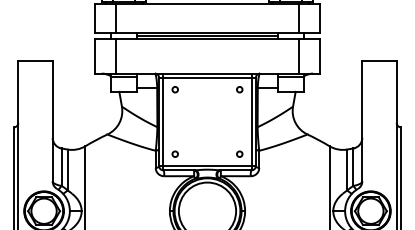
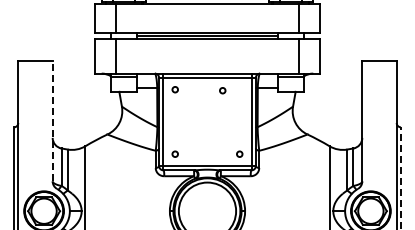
circle position: (239, 89) -> (222, 90) (222, 90)
line: solid -> dashed (52, 120)
line: solid -> dashed (401, 178)
